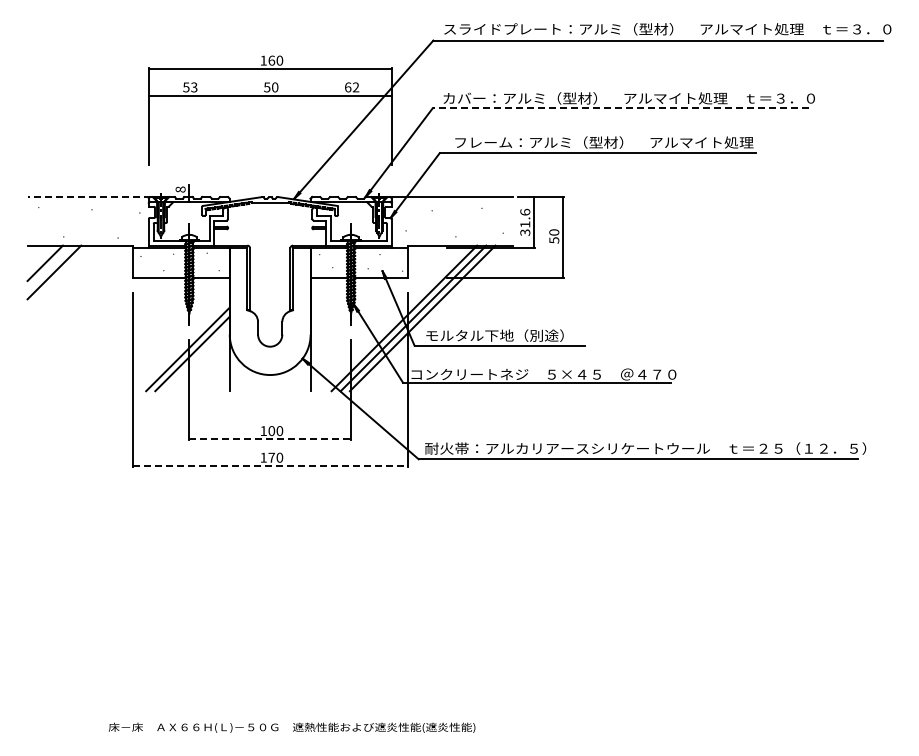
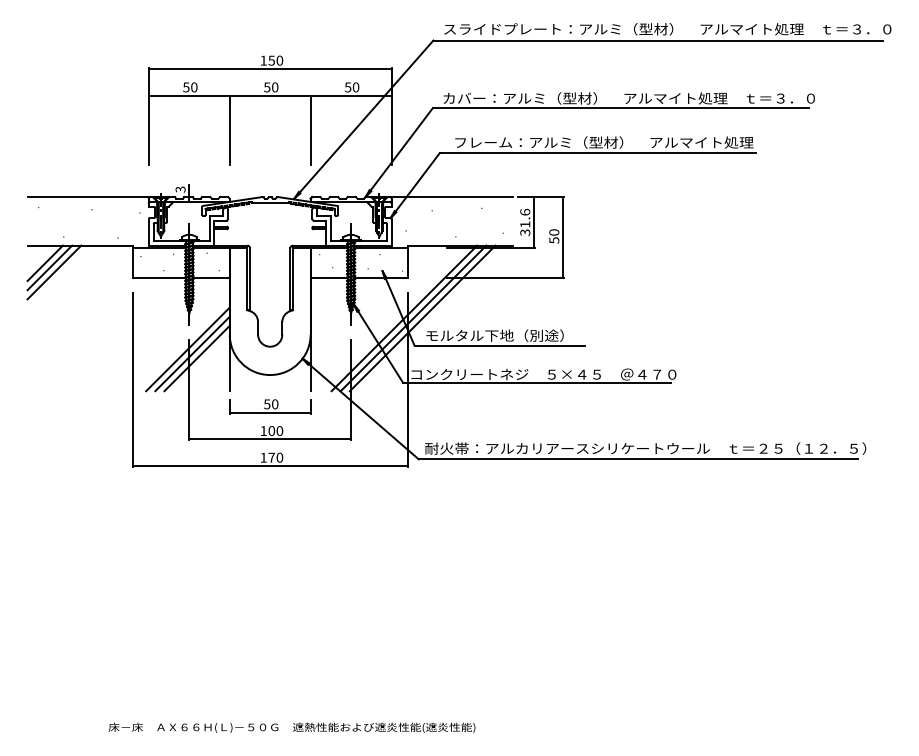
text: 160 -> 150 (271, 60)
text: 53 -> 50 (194, 87)
text: 62 -> 50 (351, 87)
line: dashed -> solid (620, 108)
line: none -> present (229, 129)
line: none -> present (310, 129)
text: 8 -> 3 (180, 189)
line: dashed -> solid (88, 197)
line: none -> present (49, 267)
line: none -> present (196, 358)
part: none -> present (270, 406)
line: dashed -> solid (270, 439)
line: dashed -> solid (270, 466)
